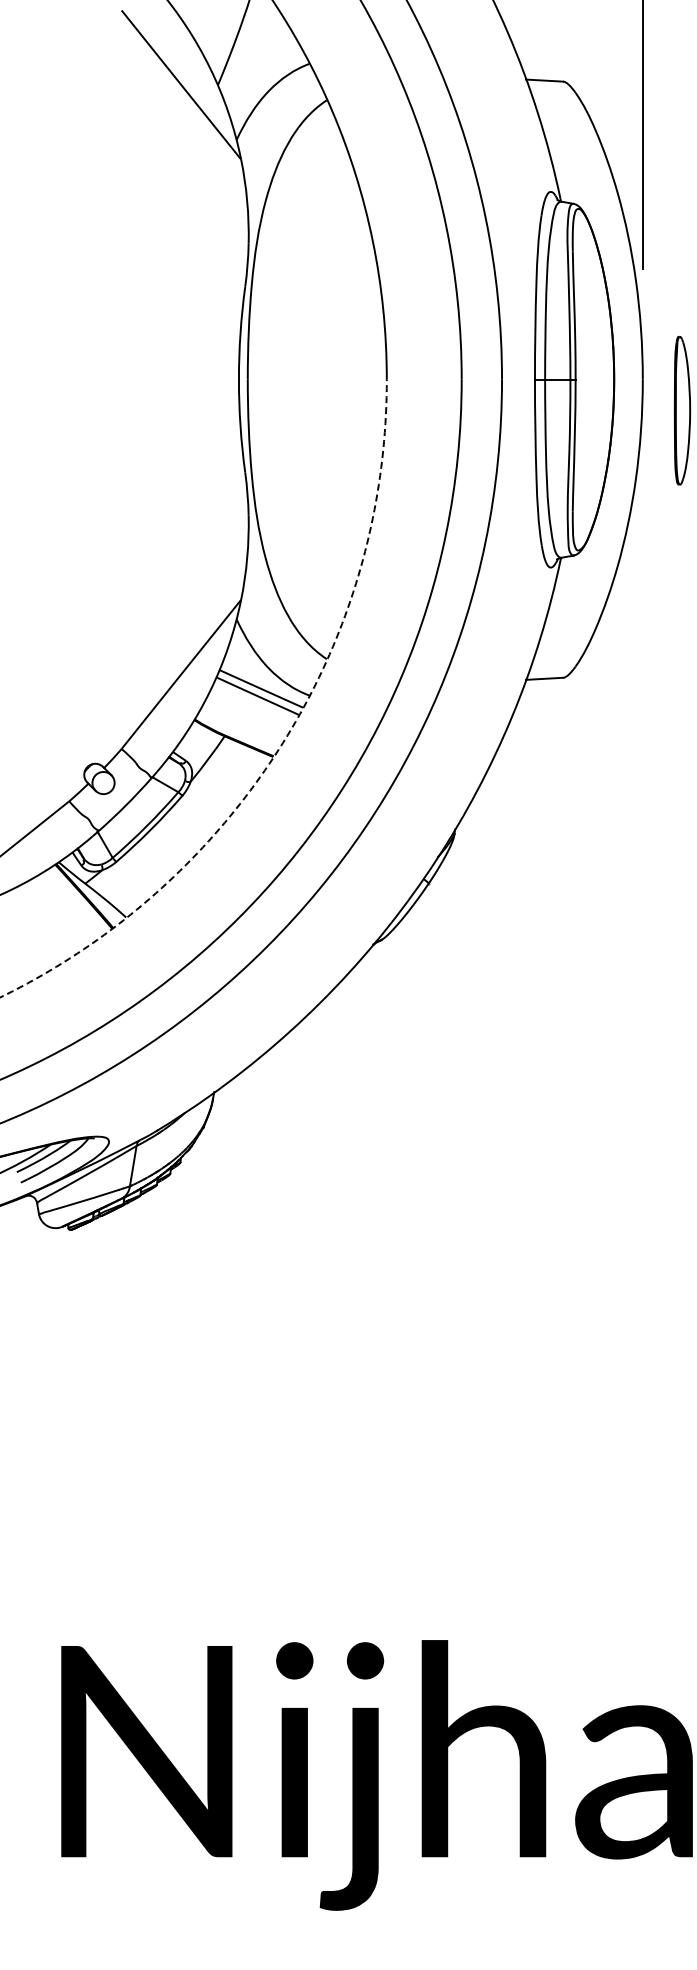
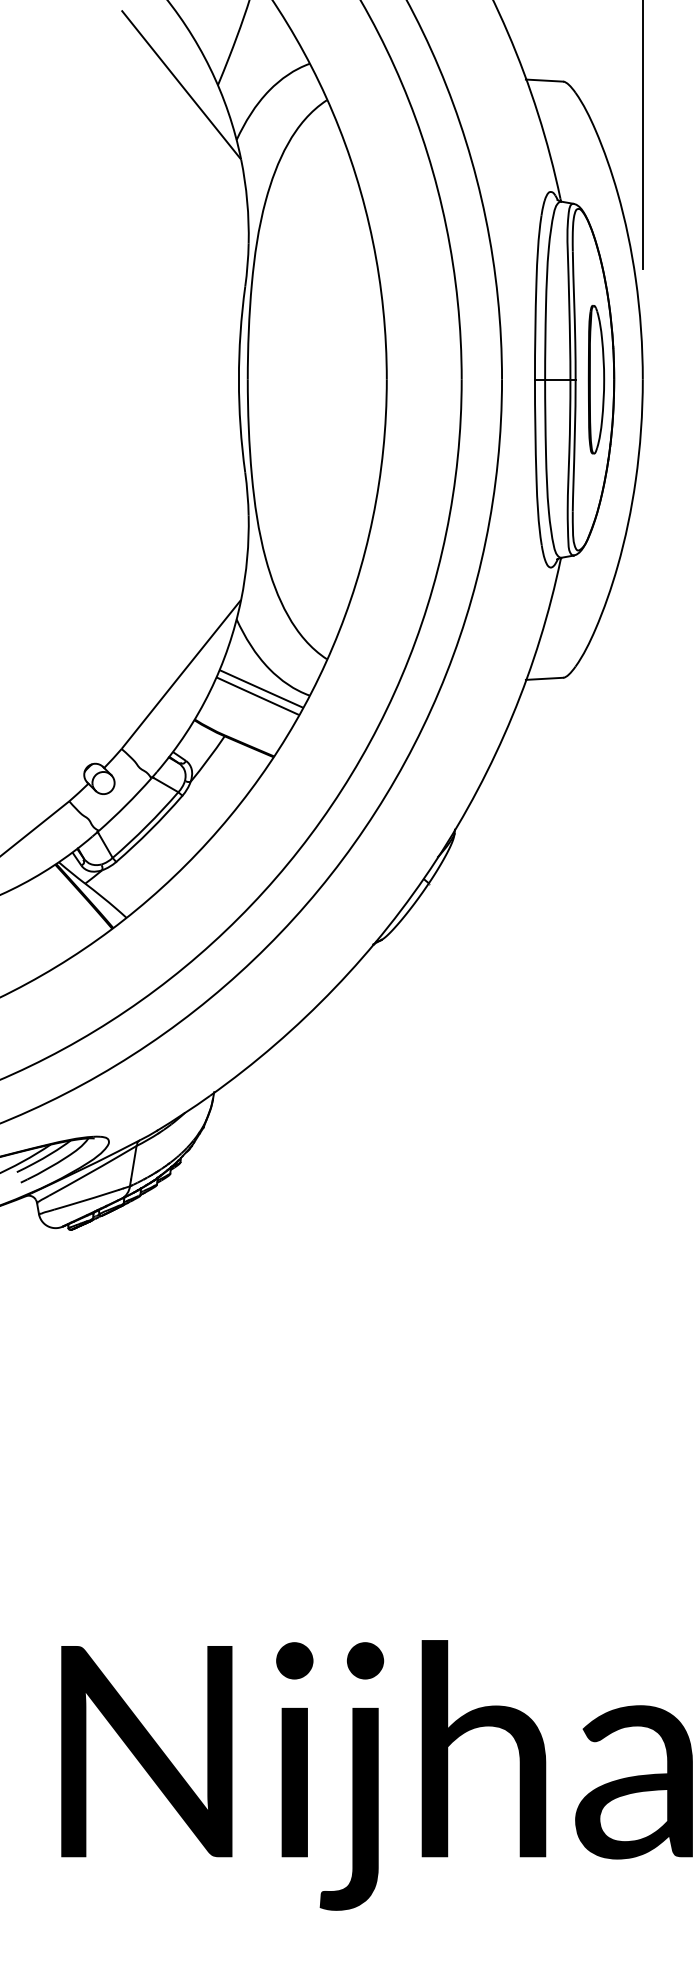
part position: (682, 410) -> (596, 379) (596, 379)
arc: dashed -> solid (281, 744)
